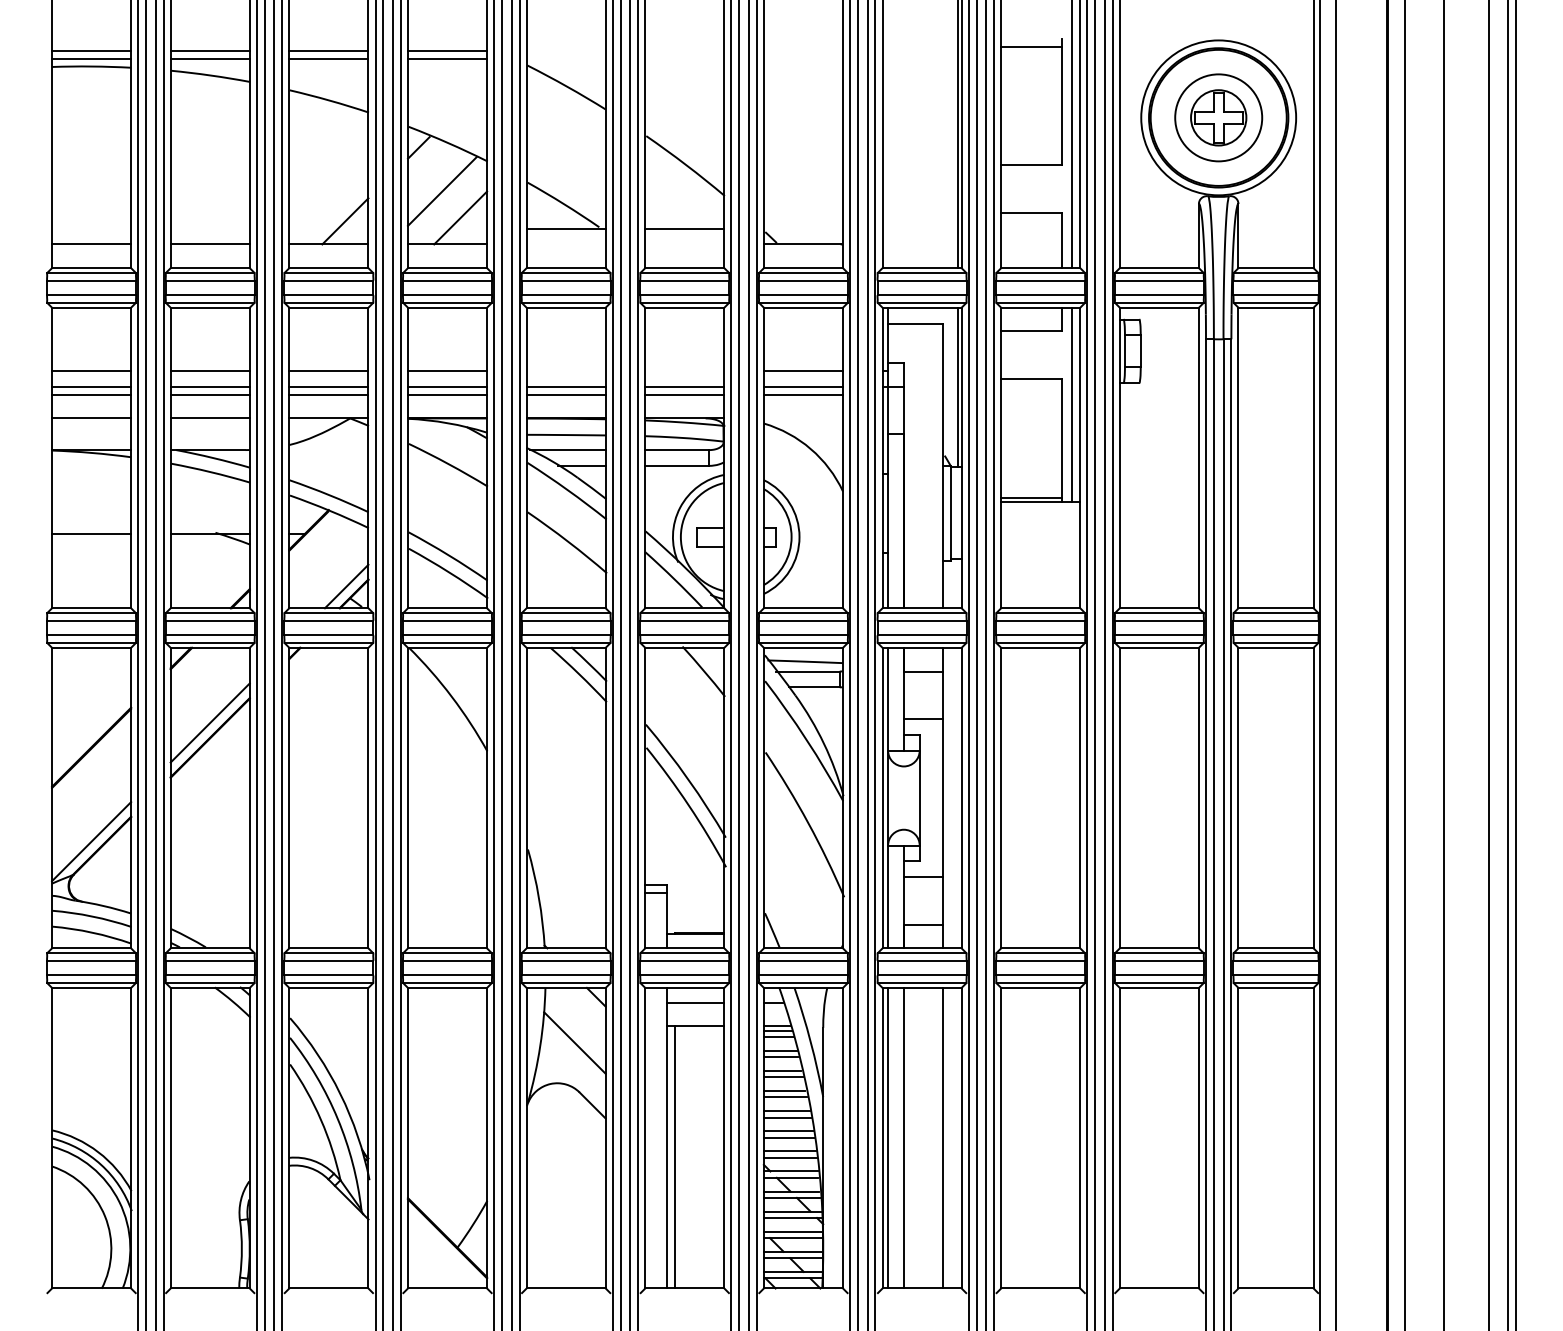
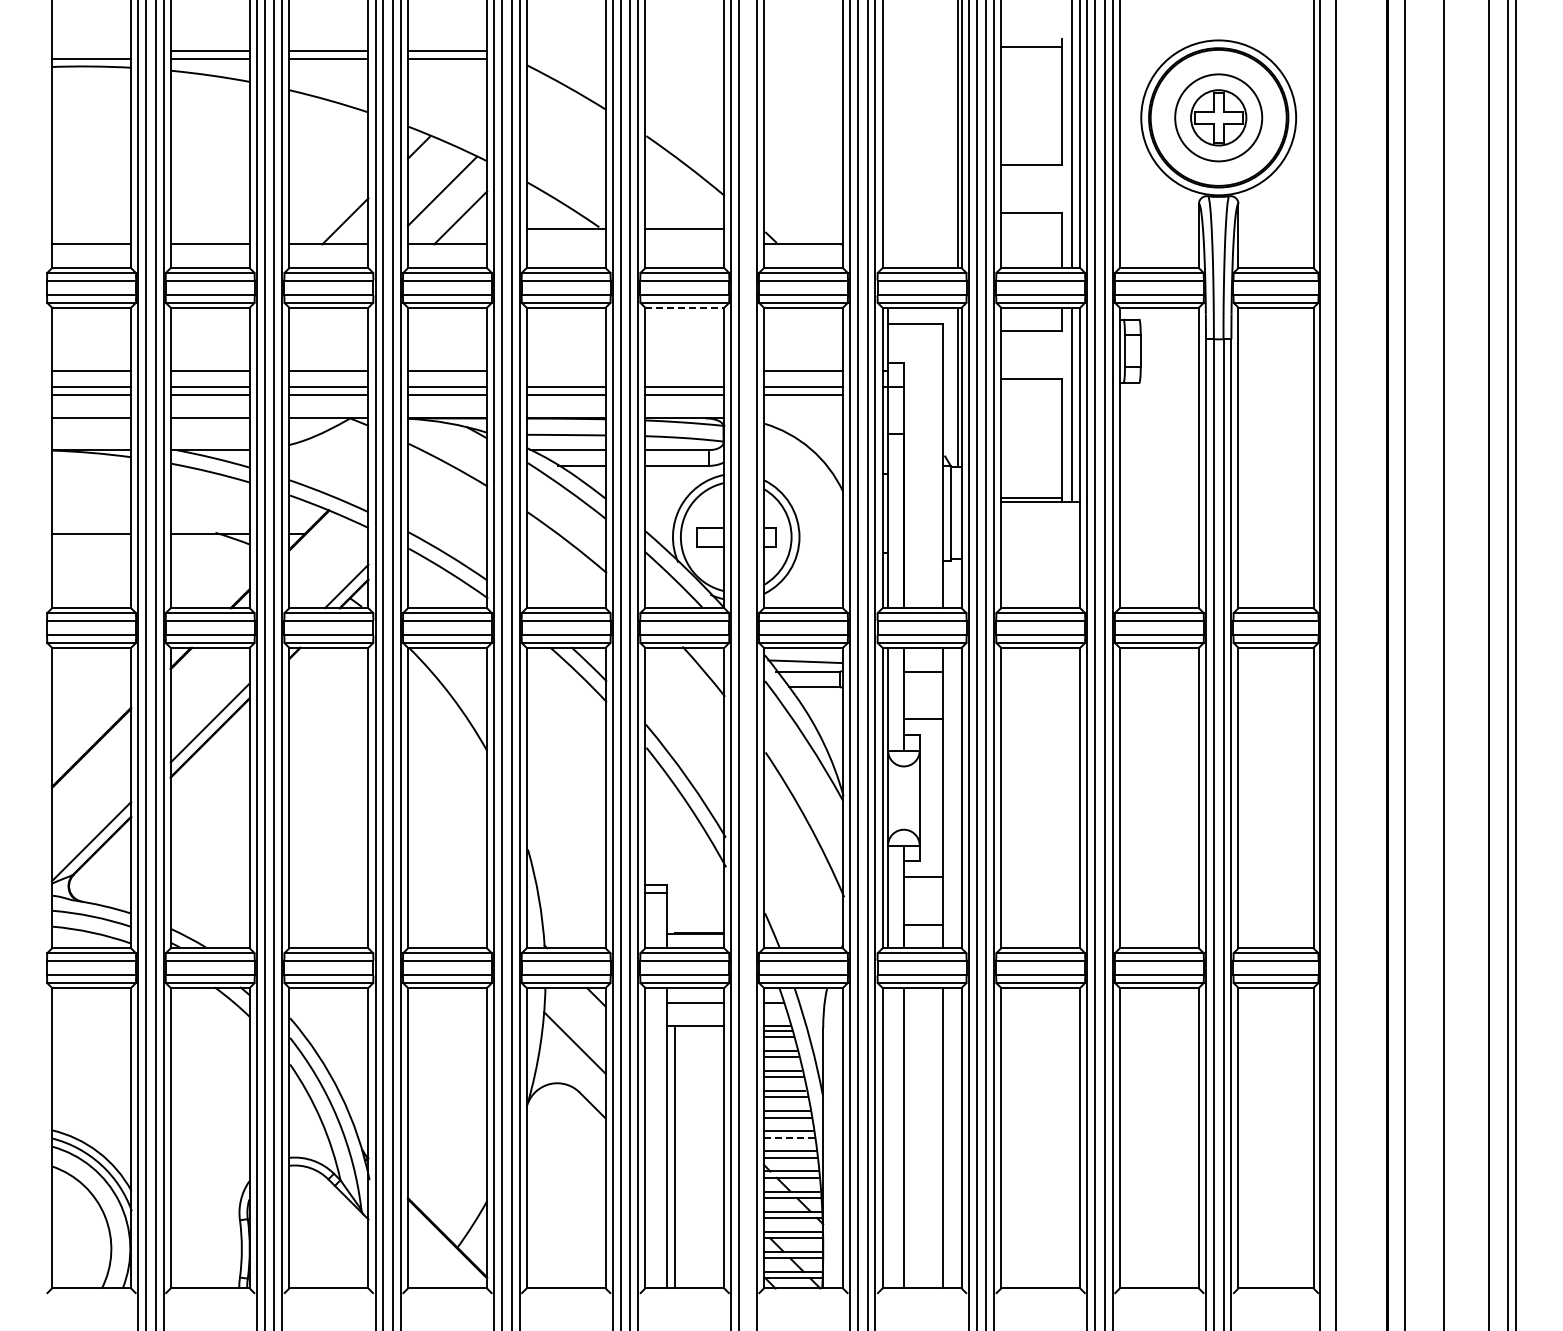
line: present -> none (91, 50)
line: solid -> dashed (684, 307)
line: present -> none (748, 664)
line: solid -> dashed (789, 1137)
line: present -> none (888, 1137)
